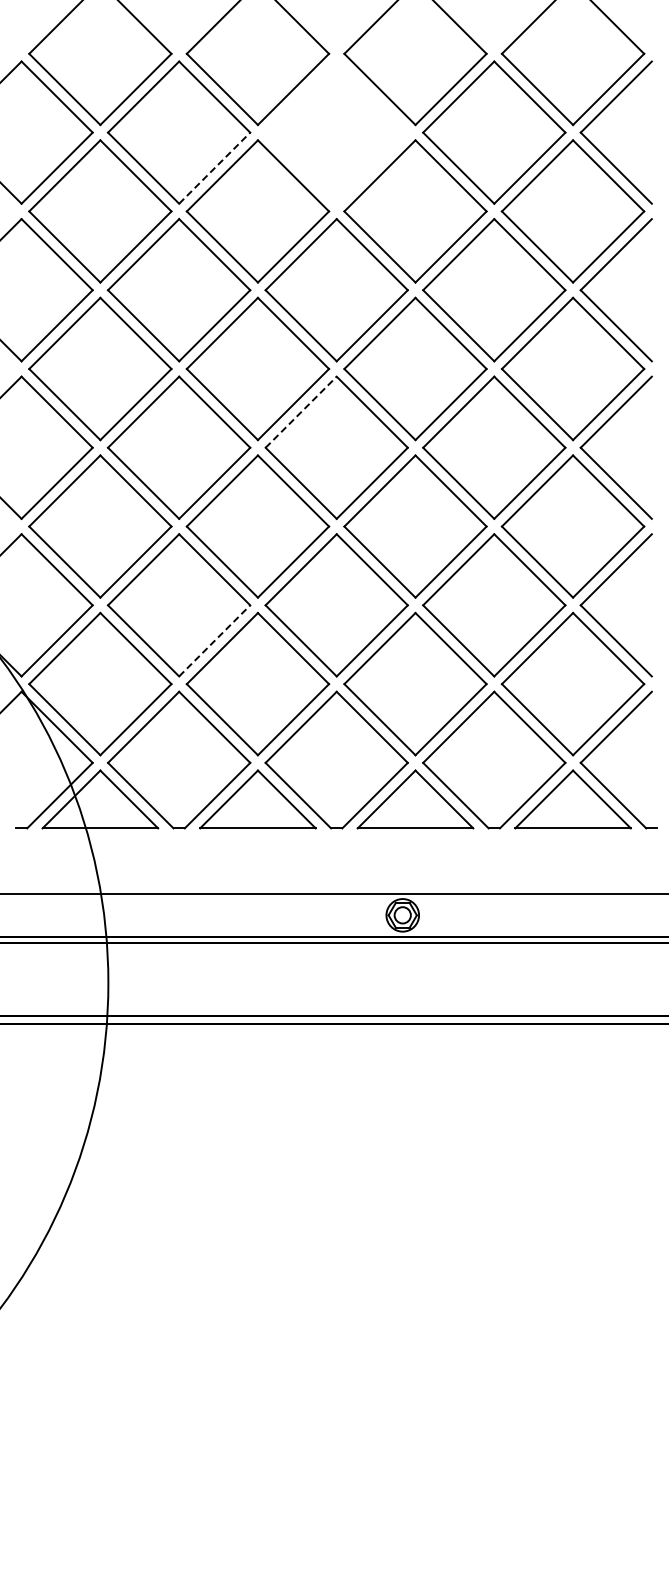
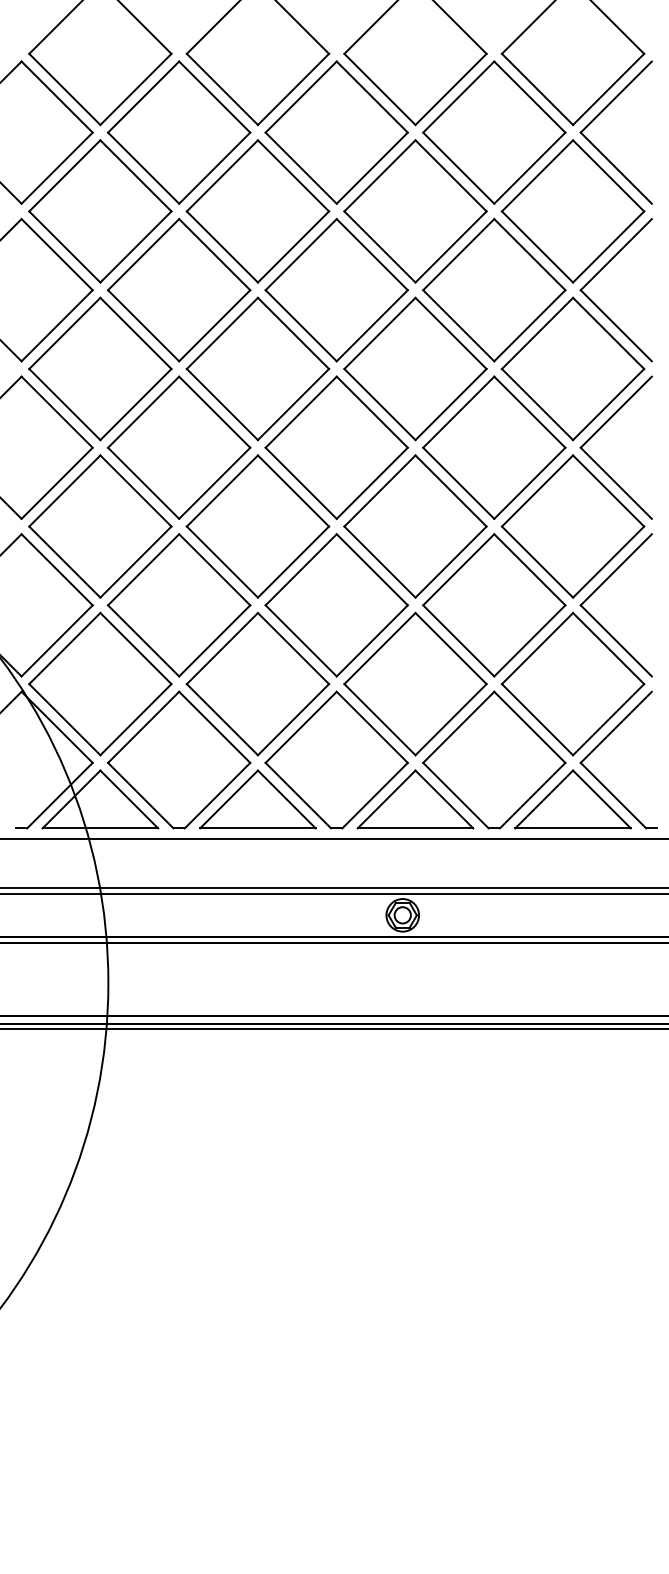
part: none -> present (336, 132)
line: dashed -> solid (215, 167)
line: dashed -> solid (301, 411)
line: dashed -> solid (215, 640)
line: none -> present (333, 839)
line: none -> present (333, 888)
line: none -> present (333, 1029)
